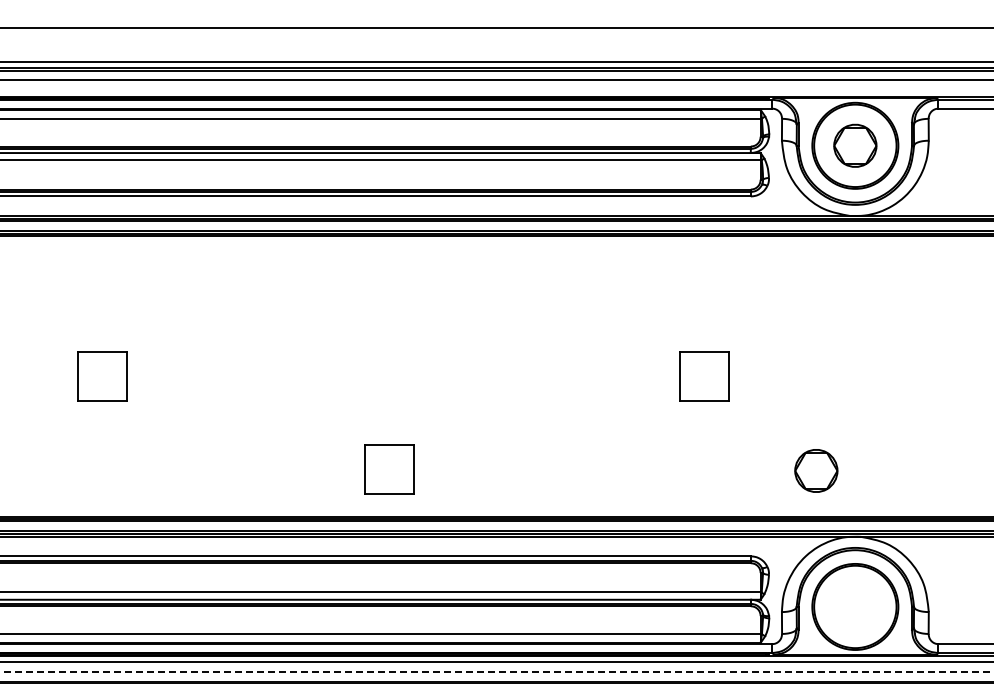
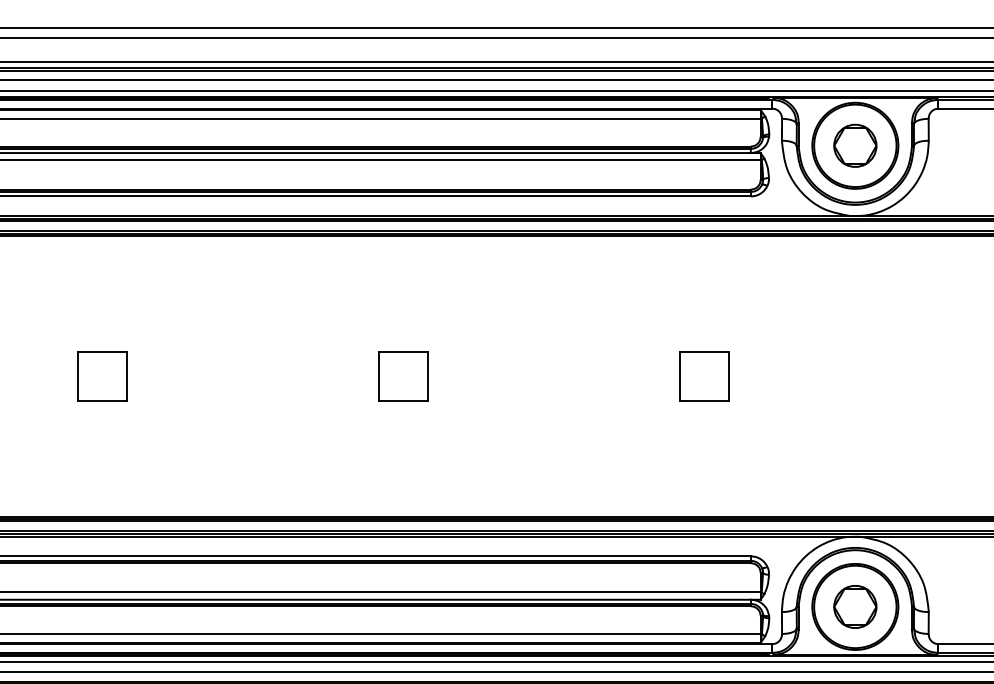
line: none -> present (496, 37)
line: none -> present (496, 90)
part position: (389, 469) -> (403, 376) (403, 376)
part position: (816, 470) -> (855, 606) (855, 606)
line: dashed -> solid (497, 672)
